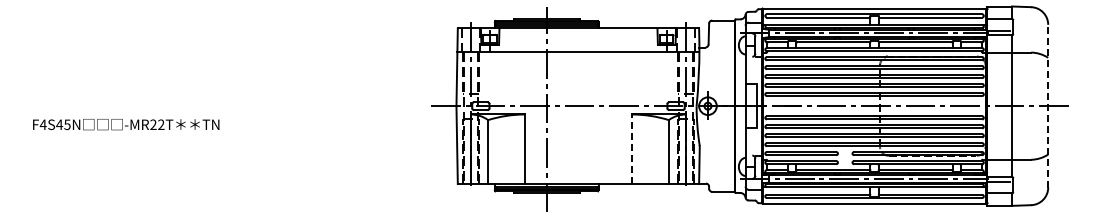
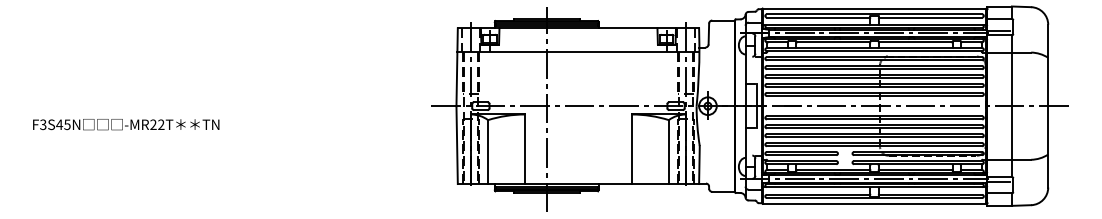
line: dashed -> solid (1048, 105)
text: F4S45N -> F3S45N (42, 124)
line: dashed -> solid (631, 149)
